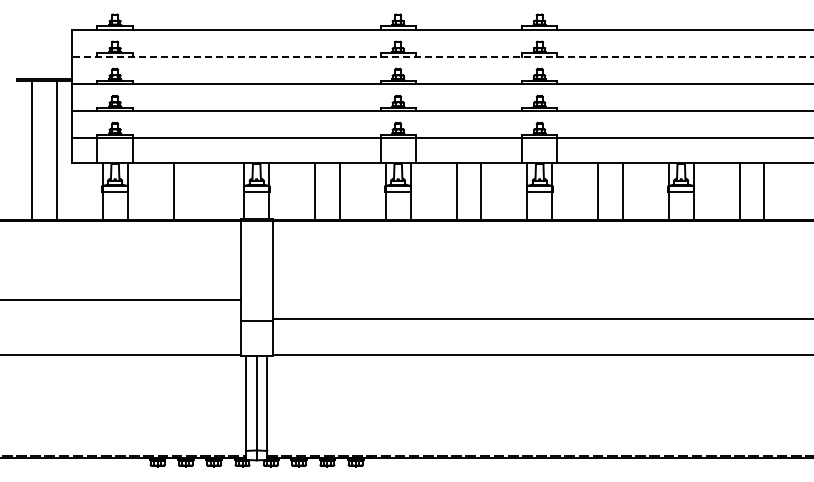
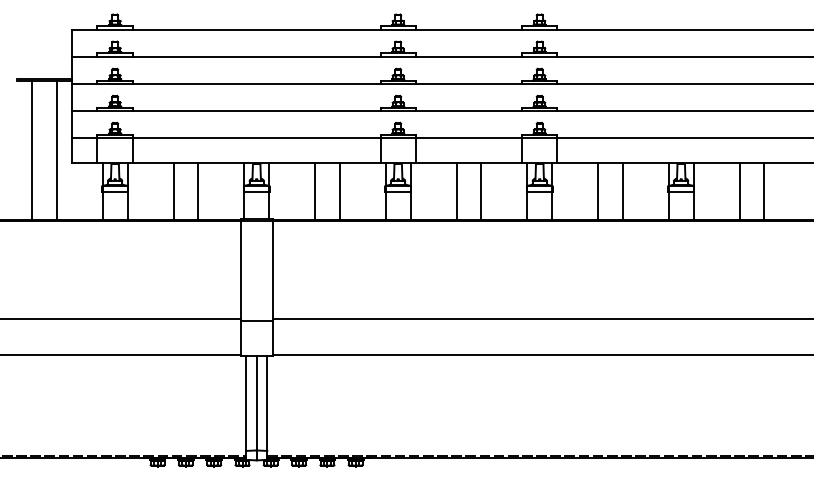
line: dashed -> solid (442, 56)
line: none -> present (198, 191)
line position: (121, 300) -> (121, 319) (121, 319)
